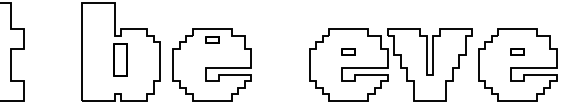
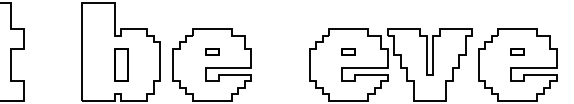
part position: (212, 39) -> (212, 51) (212, 51)
part position: (120, 59) -> (121, 64) (121, 64)
